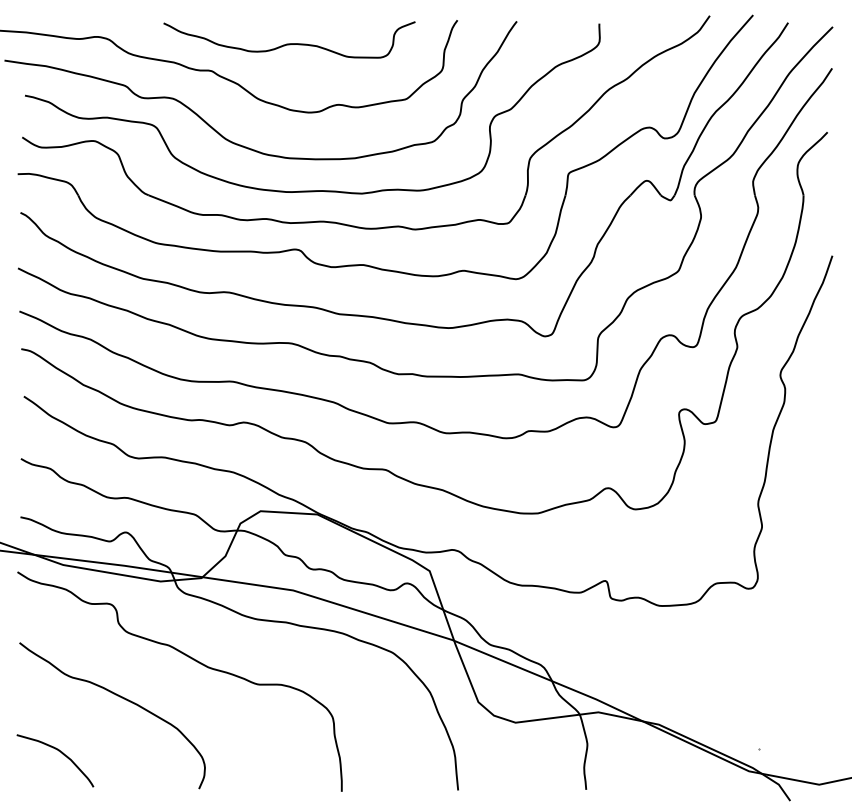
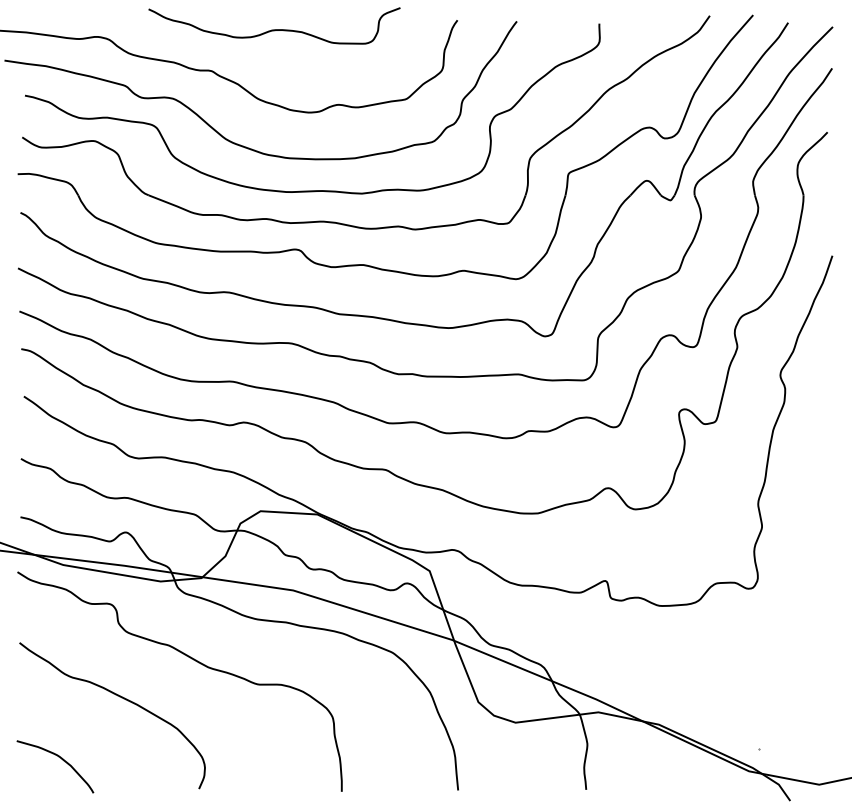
curve position: (289, 43) -> (274, 29) (274, 29)
curve position: (61, 753) -> (61, 759) (61, 759)
